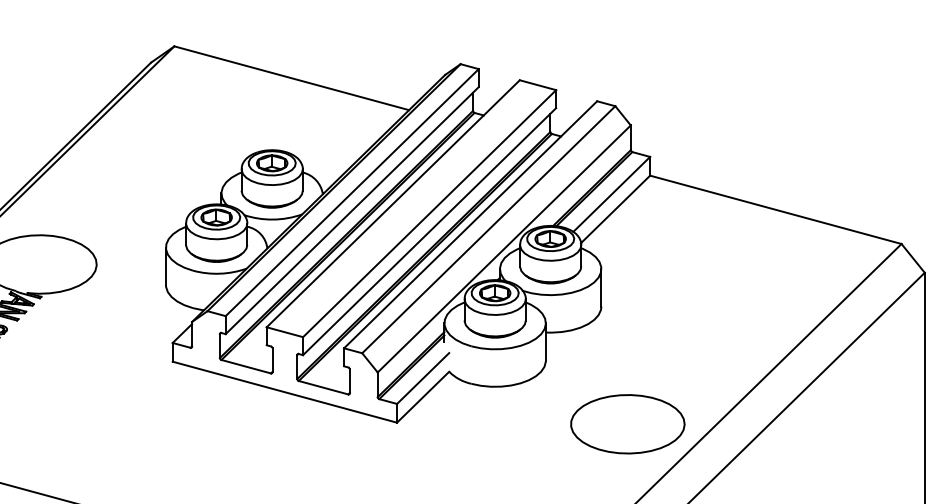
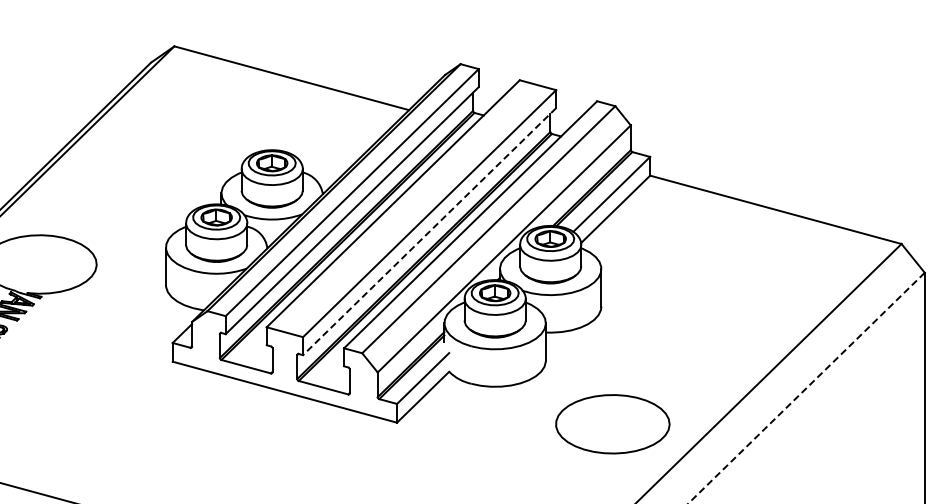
line: solid -> dashed (429, 231)
line: solid -> dashed (806, 388)
part position: (627, 424) -> (612, 424) (612, 424)
